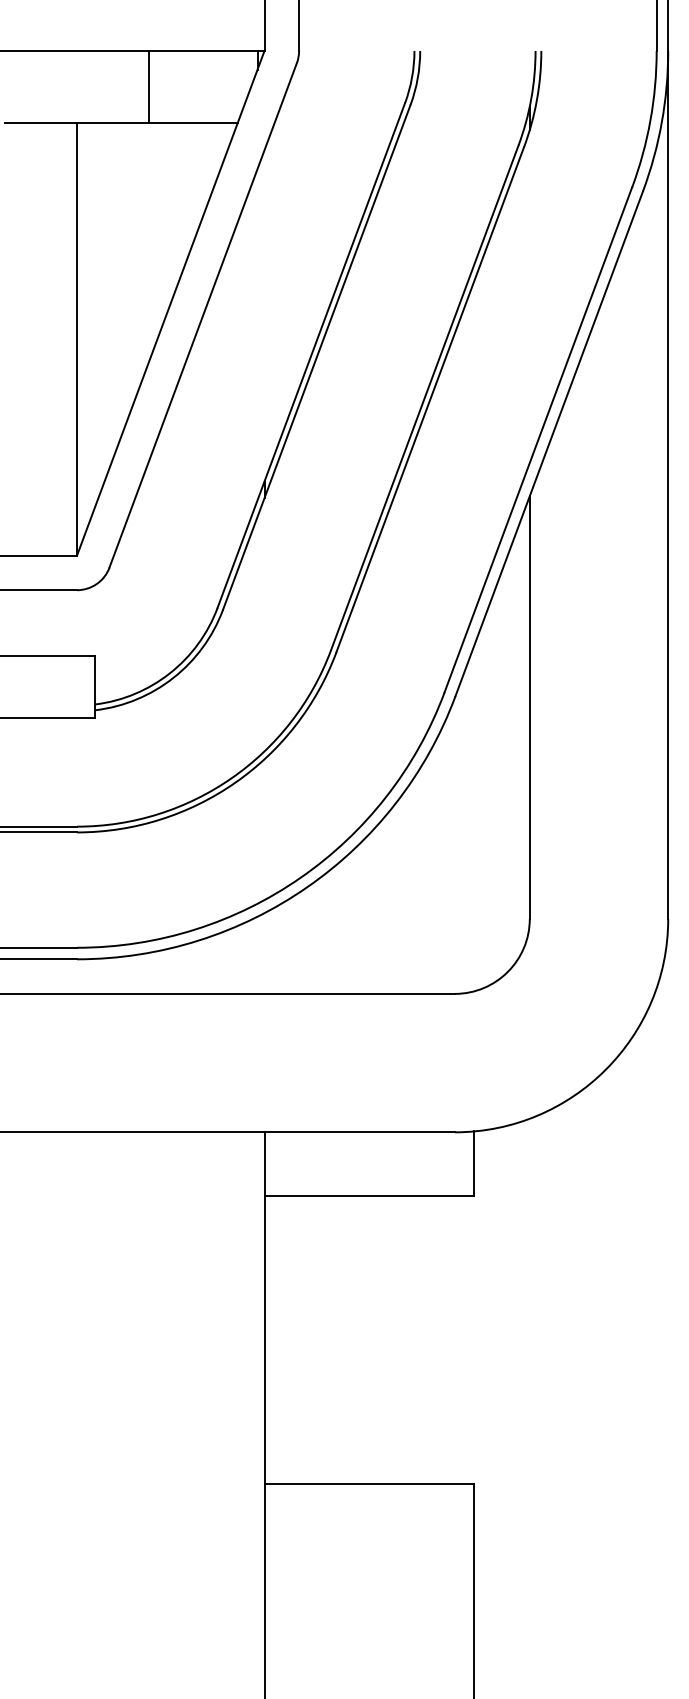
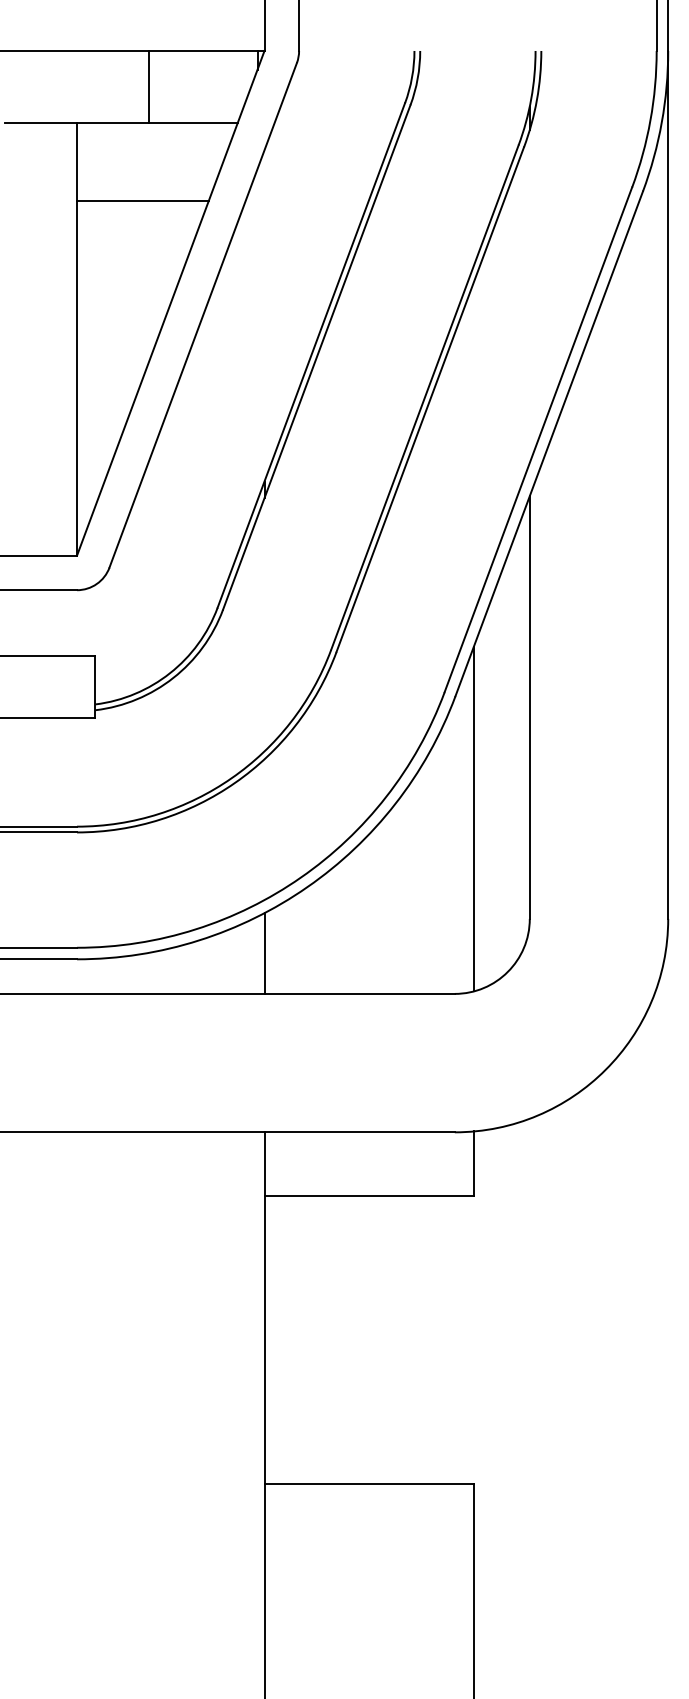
line: none -> present (142, 200)
line: none -> present (473, 819)
line: none -> present (264, 953)
